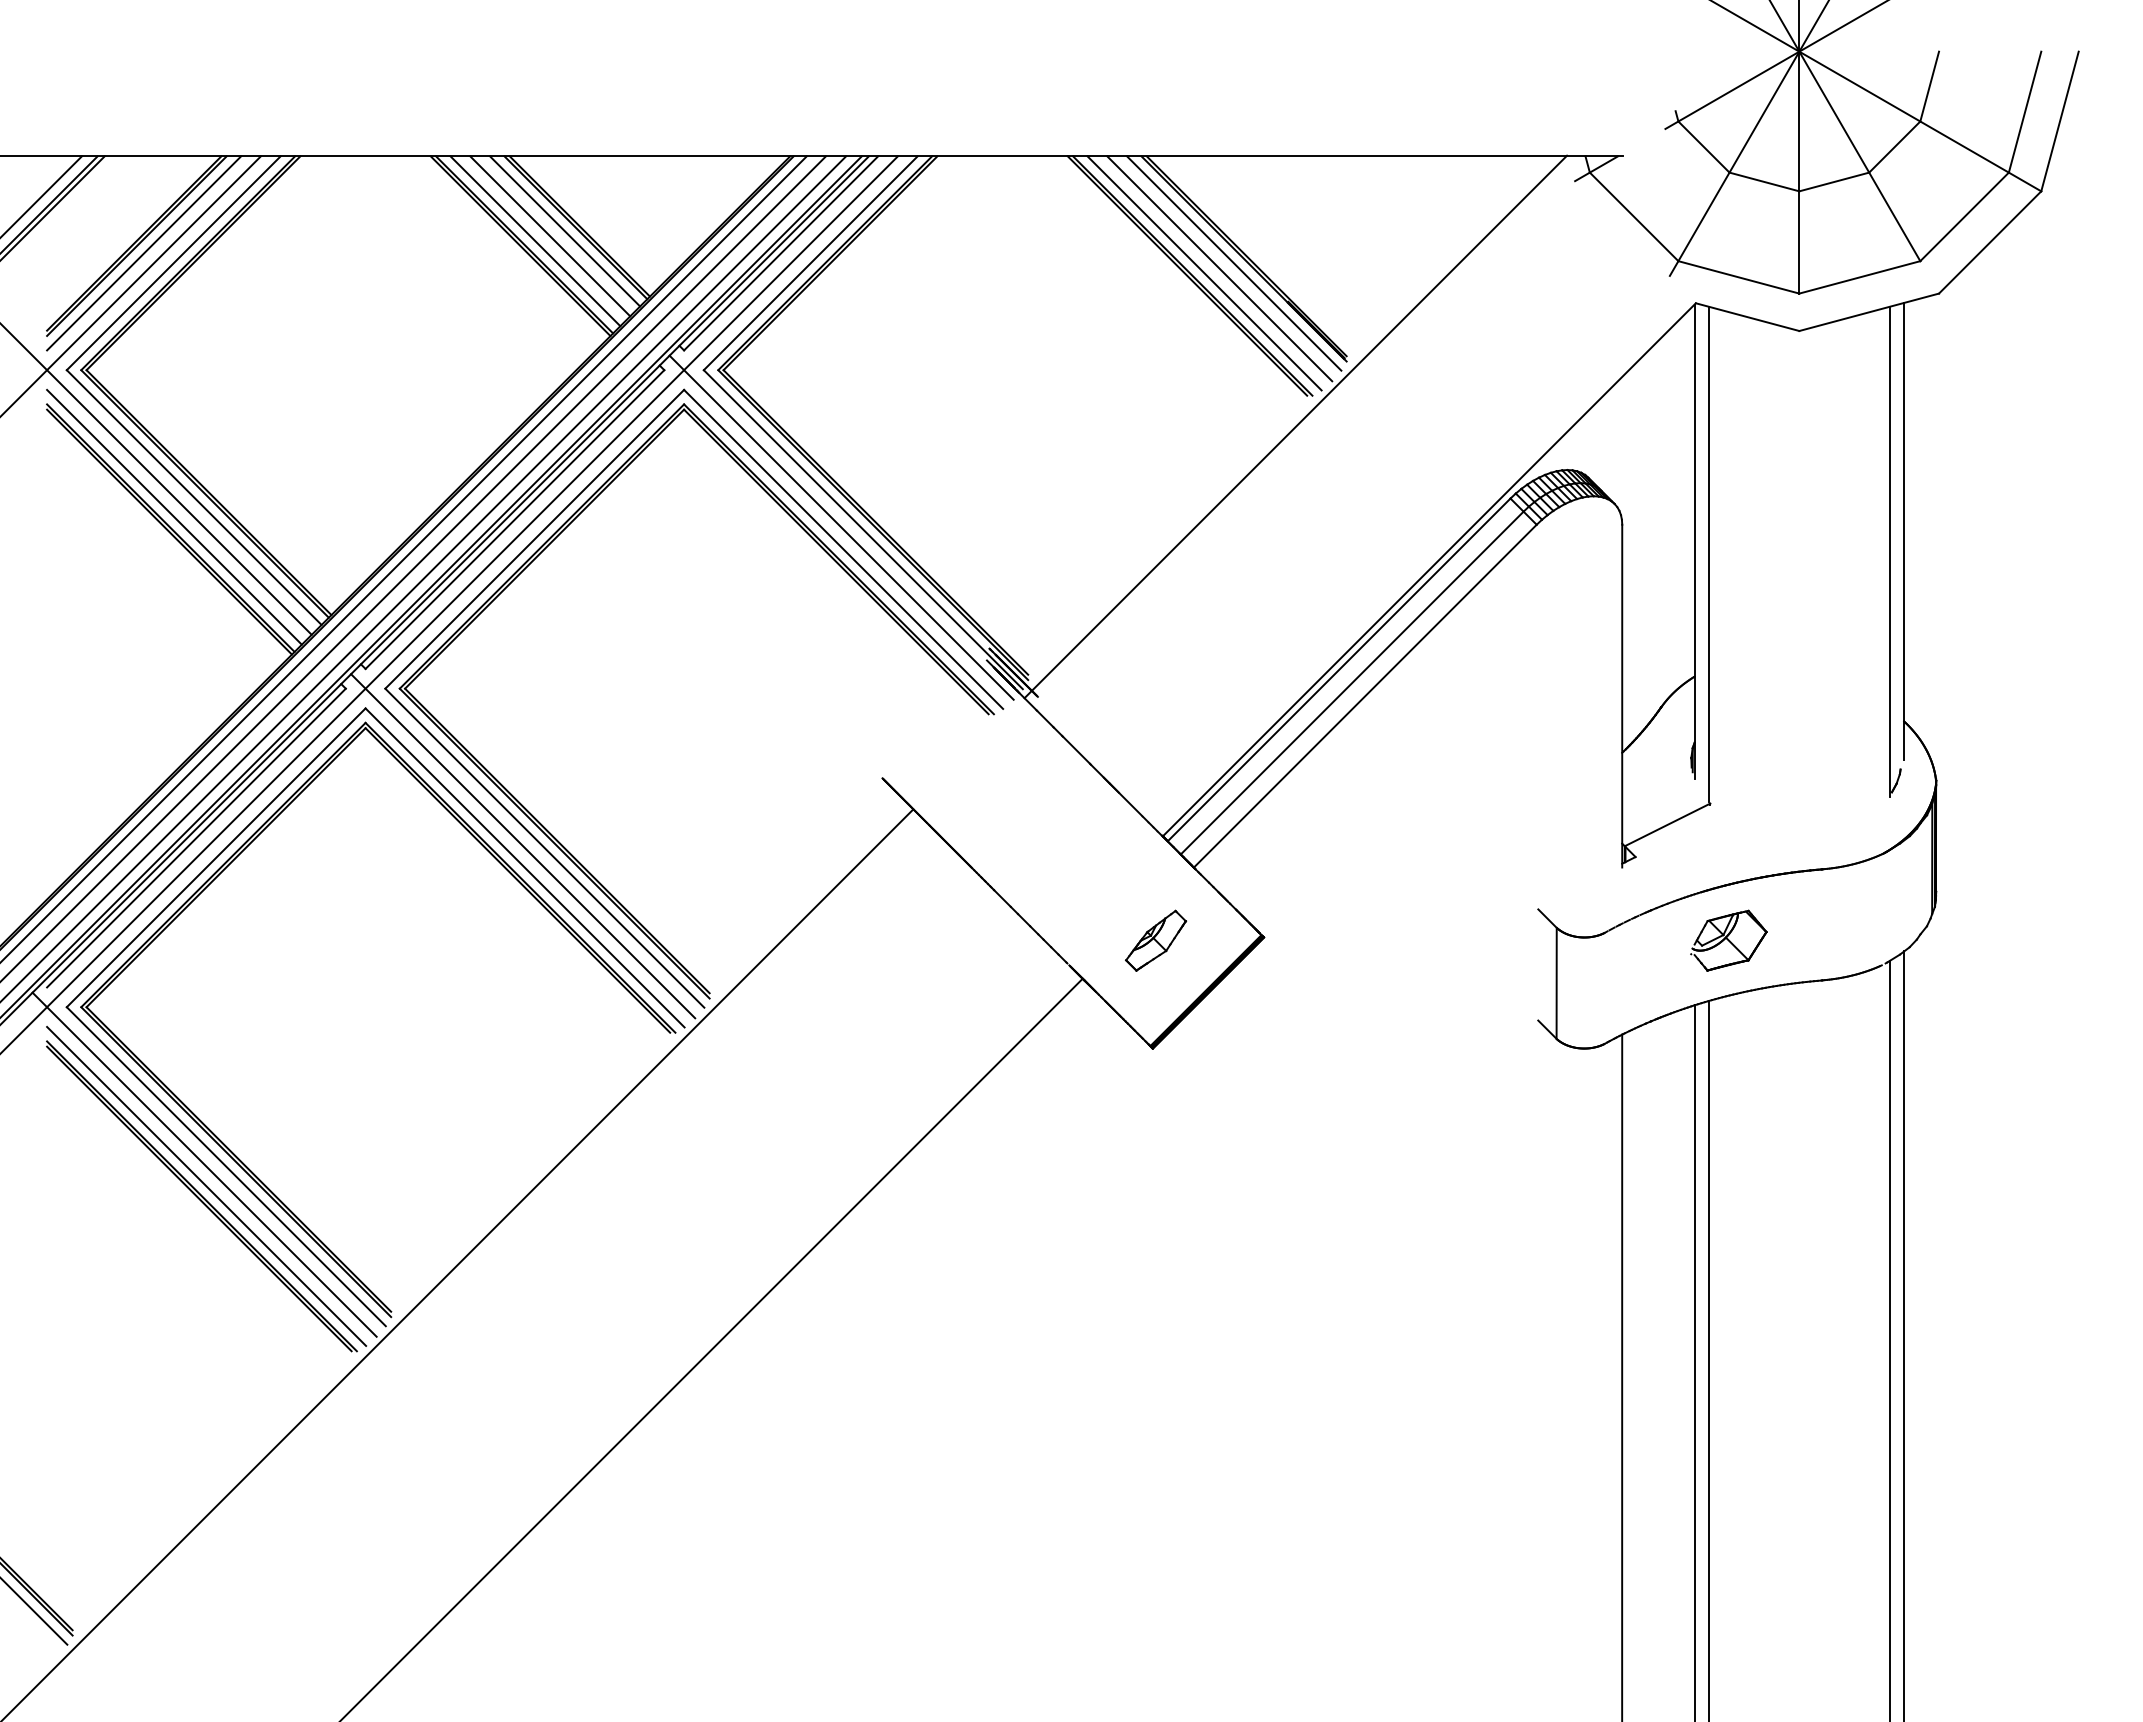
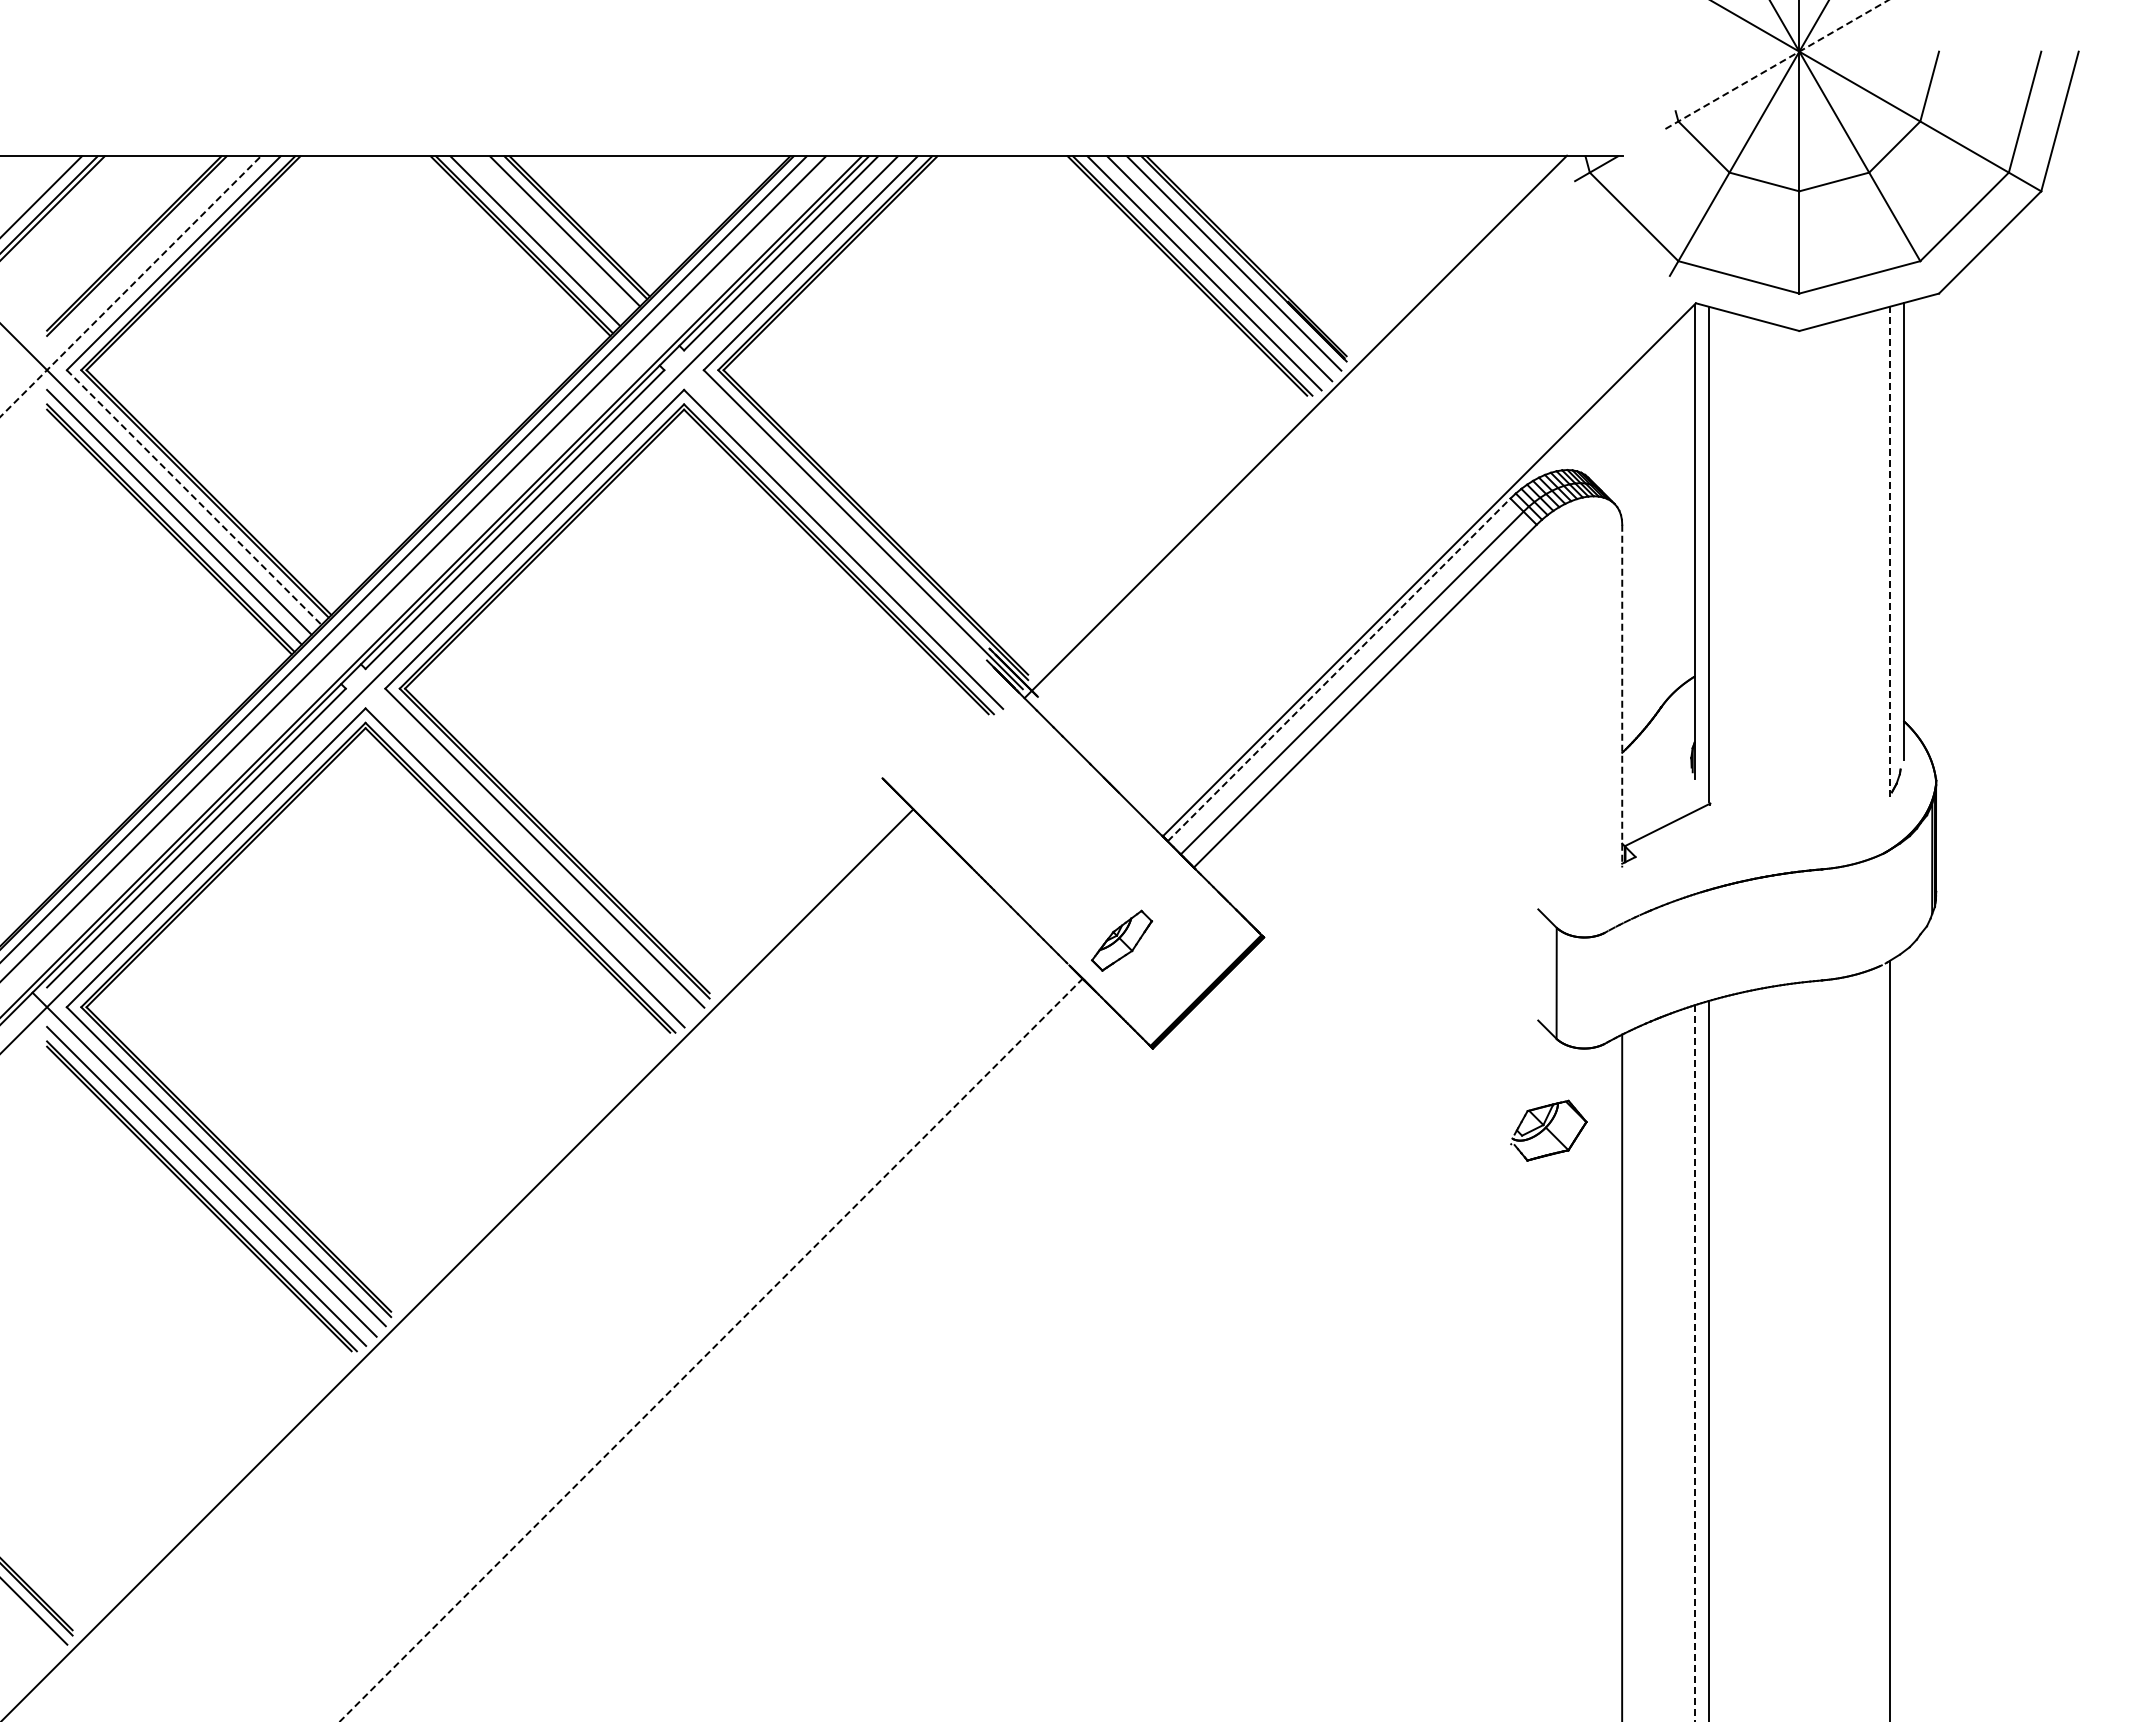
line: solid -> dashed (1777, 64)
line: present -> none (550, 236)
line: present -> none (144, 253)
line: solid -> dashed (130, 286)
line: solid -> dashed (194, 497)
line: present -> none (841, 527)
line: solid -> dashed (1890, 551)
line: present -> none (424, 578)
line: solid -> dashed (1339, 669)
line: solid -> dashed (1622, 696)
line: present -> none (523, 846)
part position: (1156, 940) -> (1122, 940) (1122, 940)
part position: (1728, 940) -> (1548, 1130) (1548, 1130)
line: present -> none (1904, 1334)
line: solid -> dashed (711, 1349)
line: solid -> dashed (1694, 1364)
